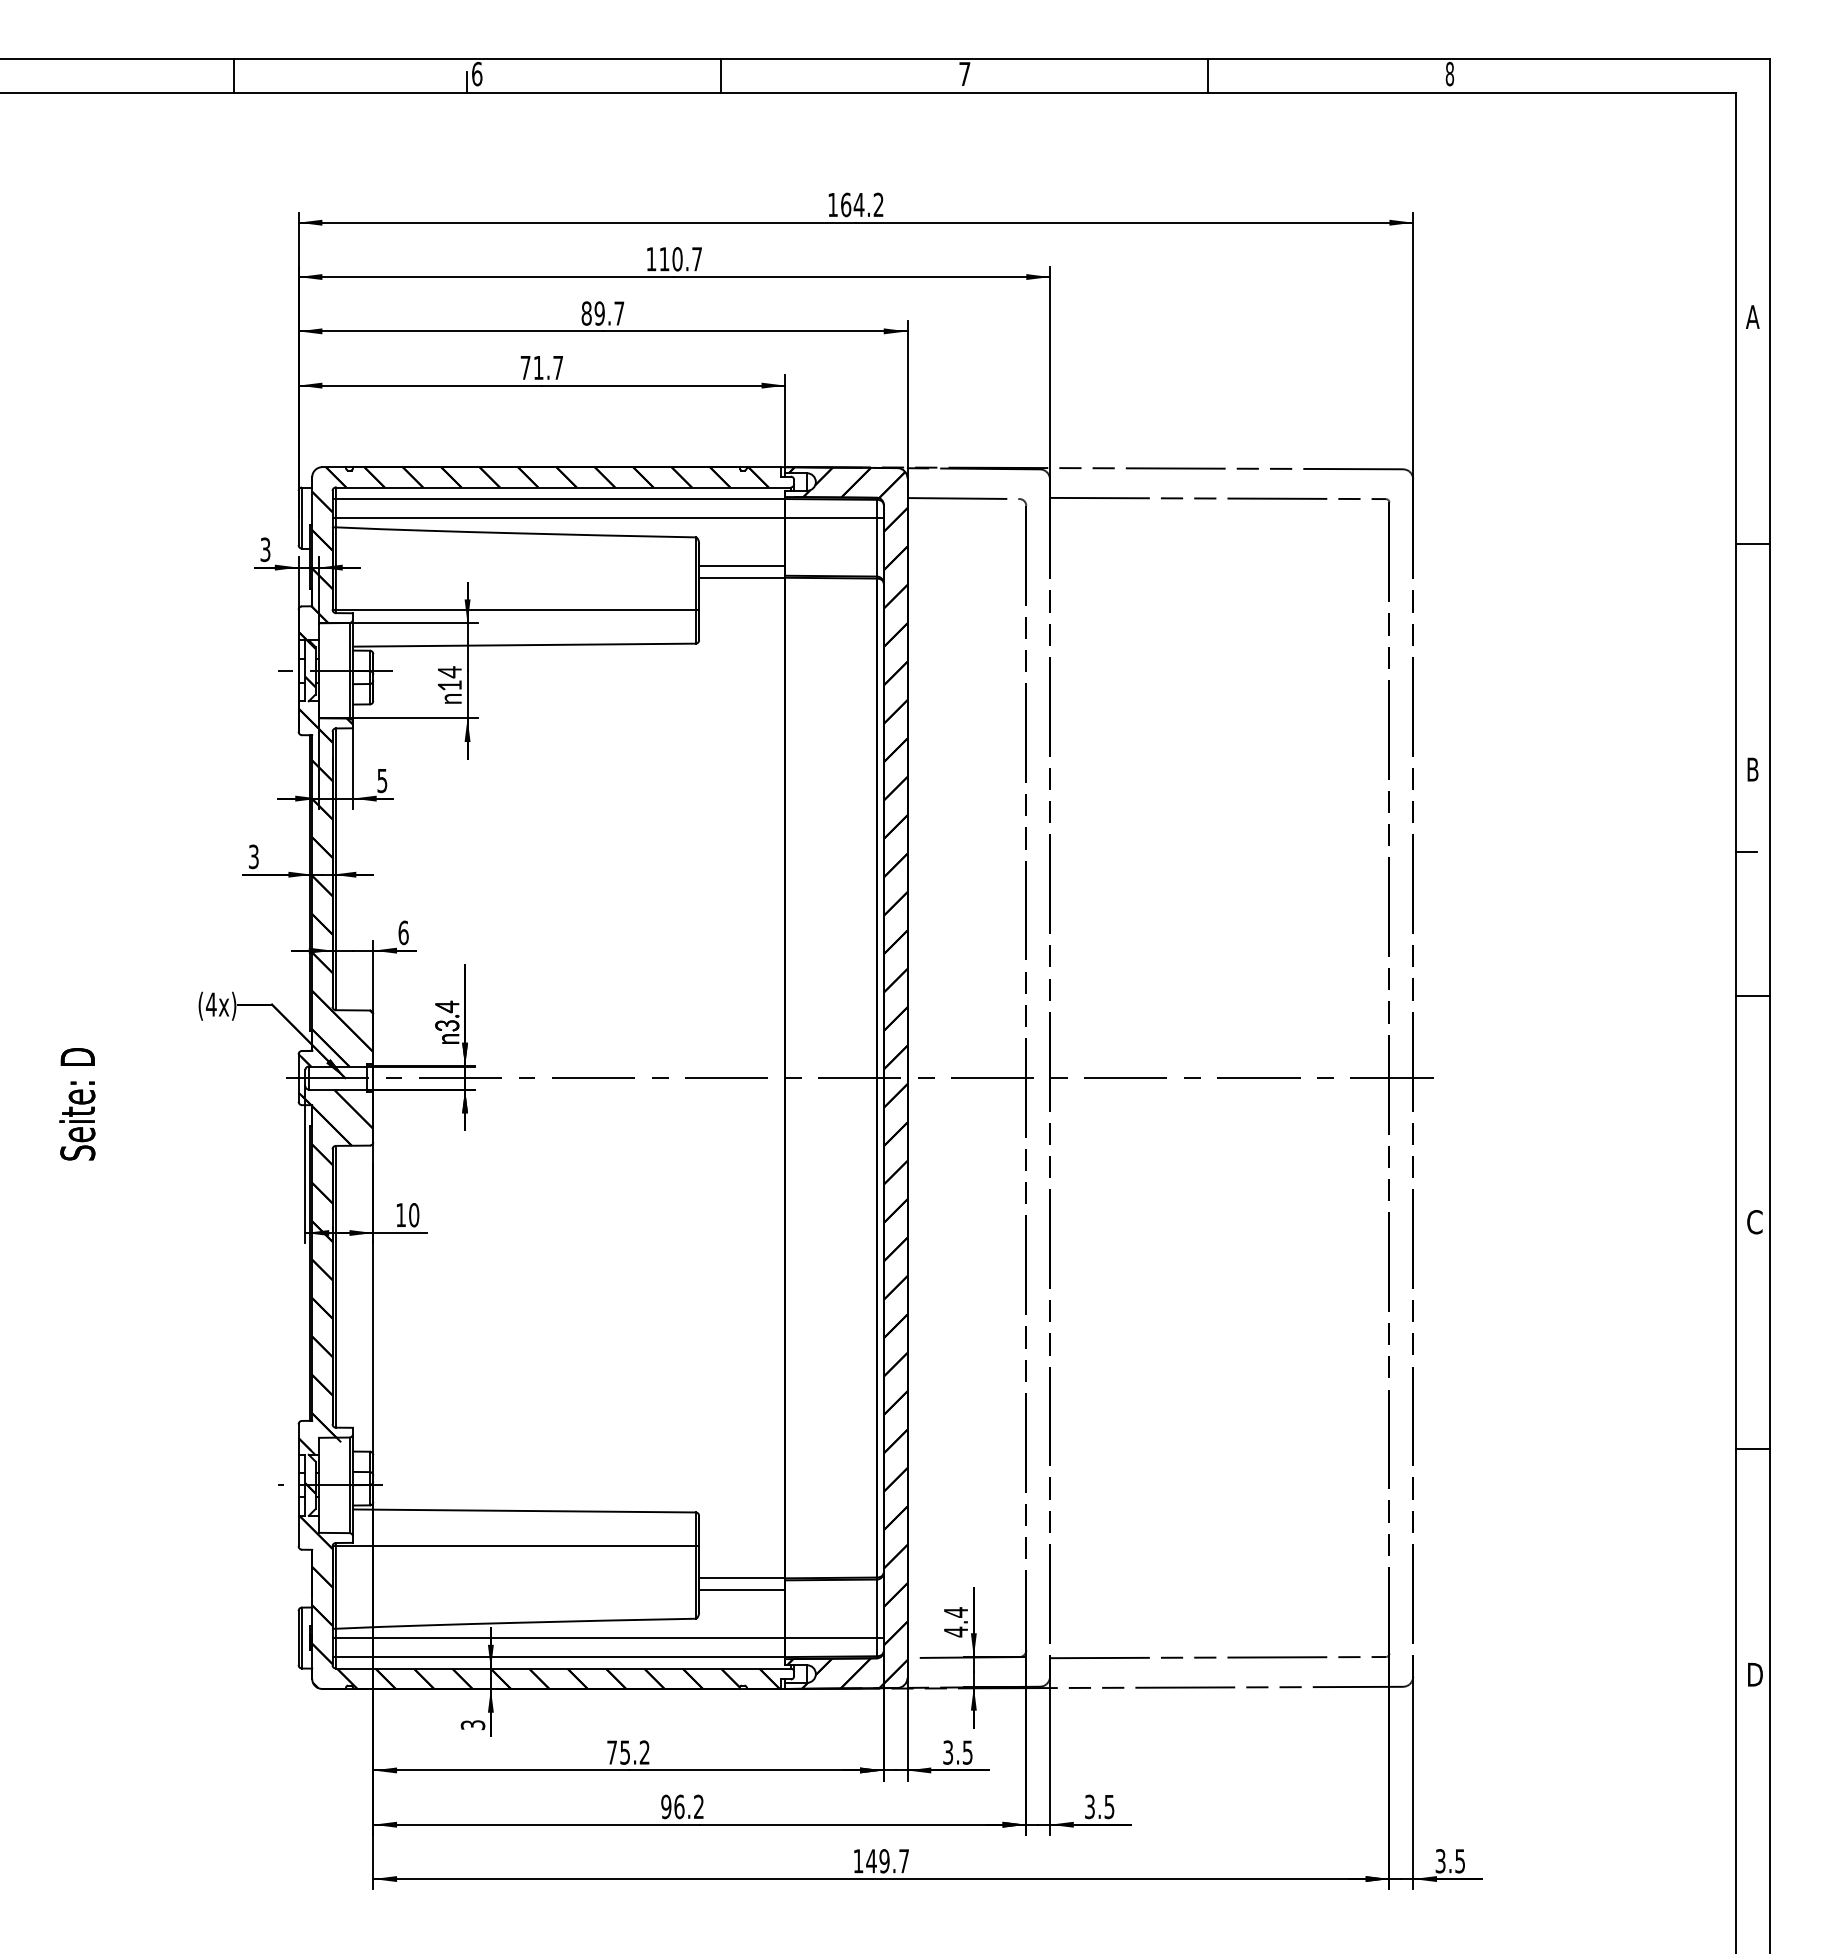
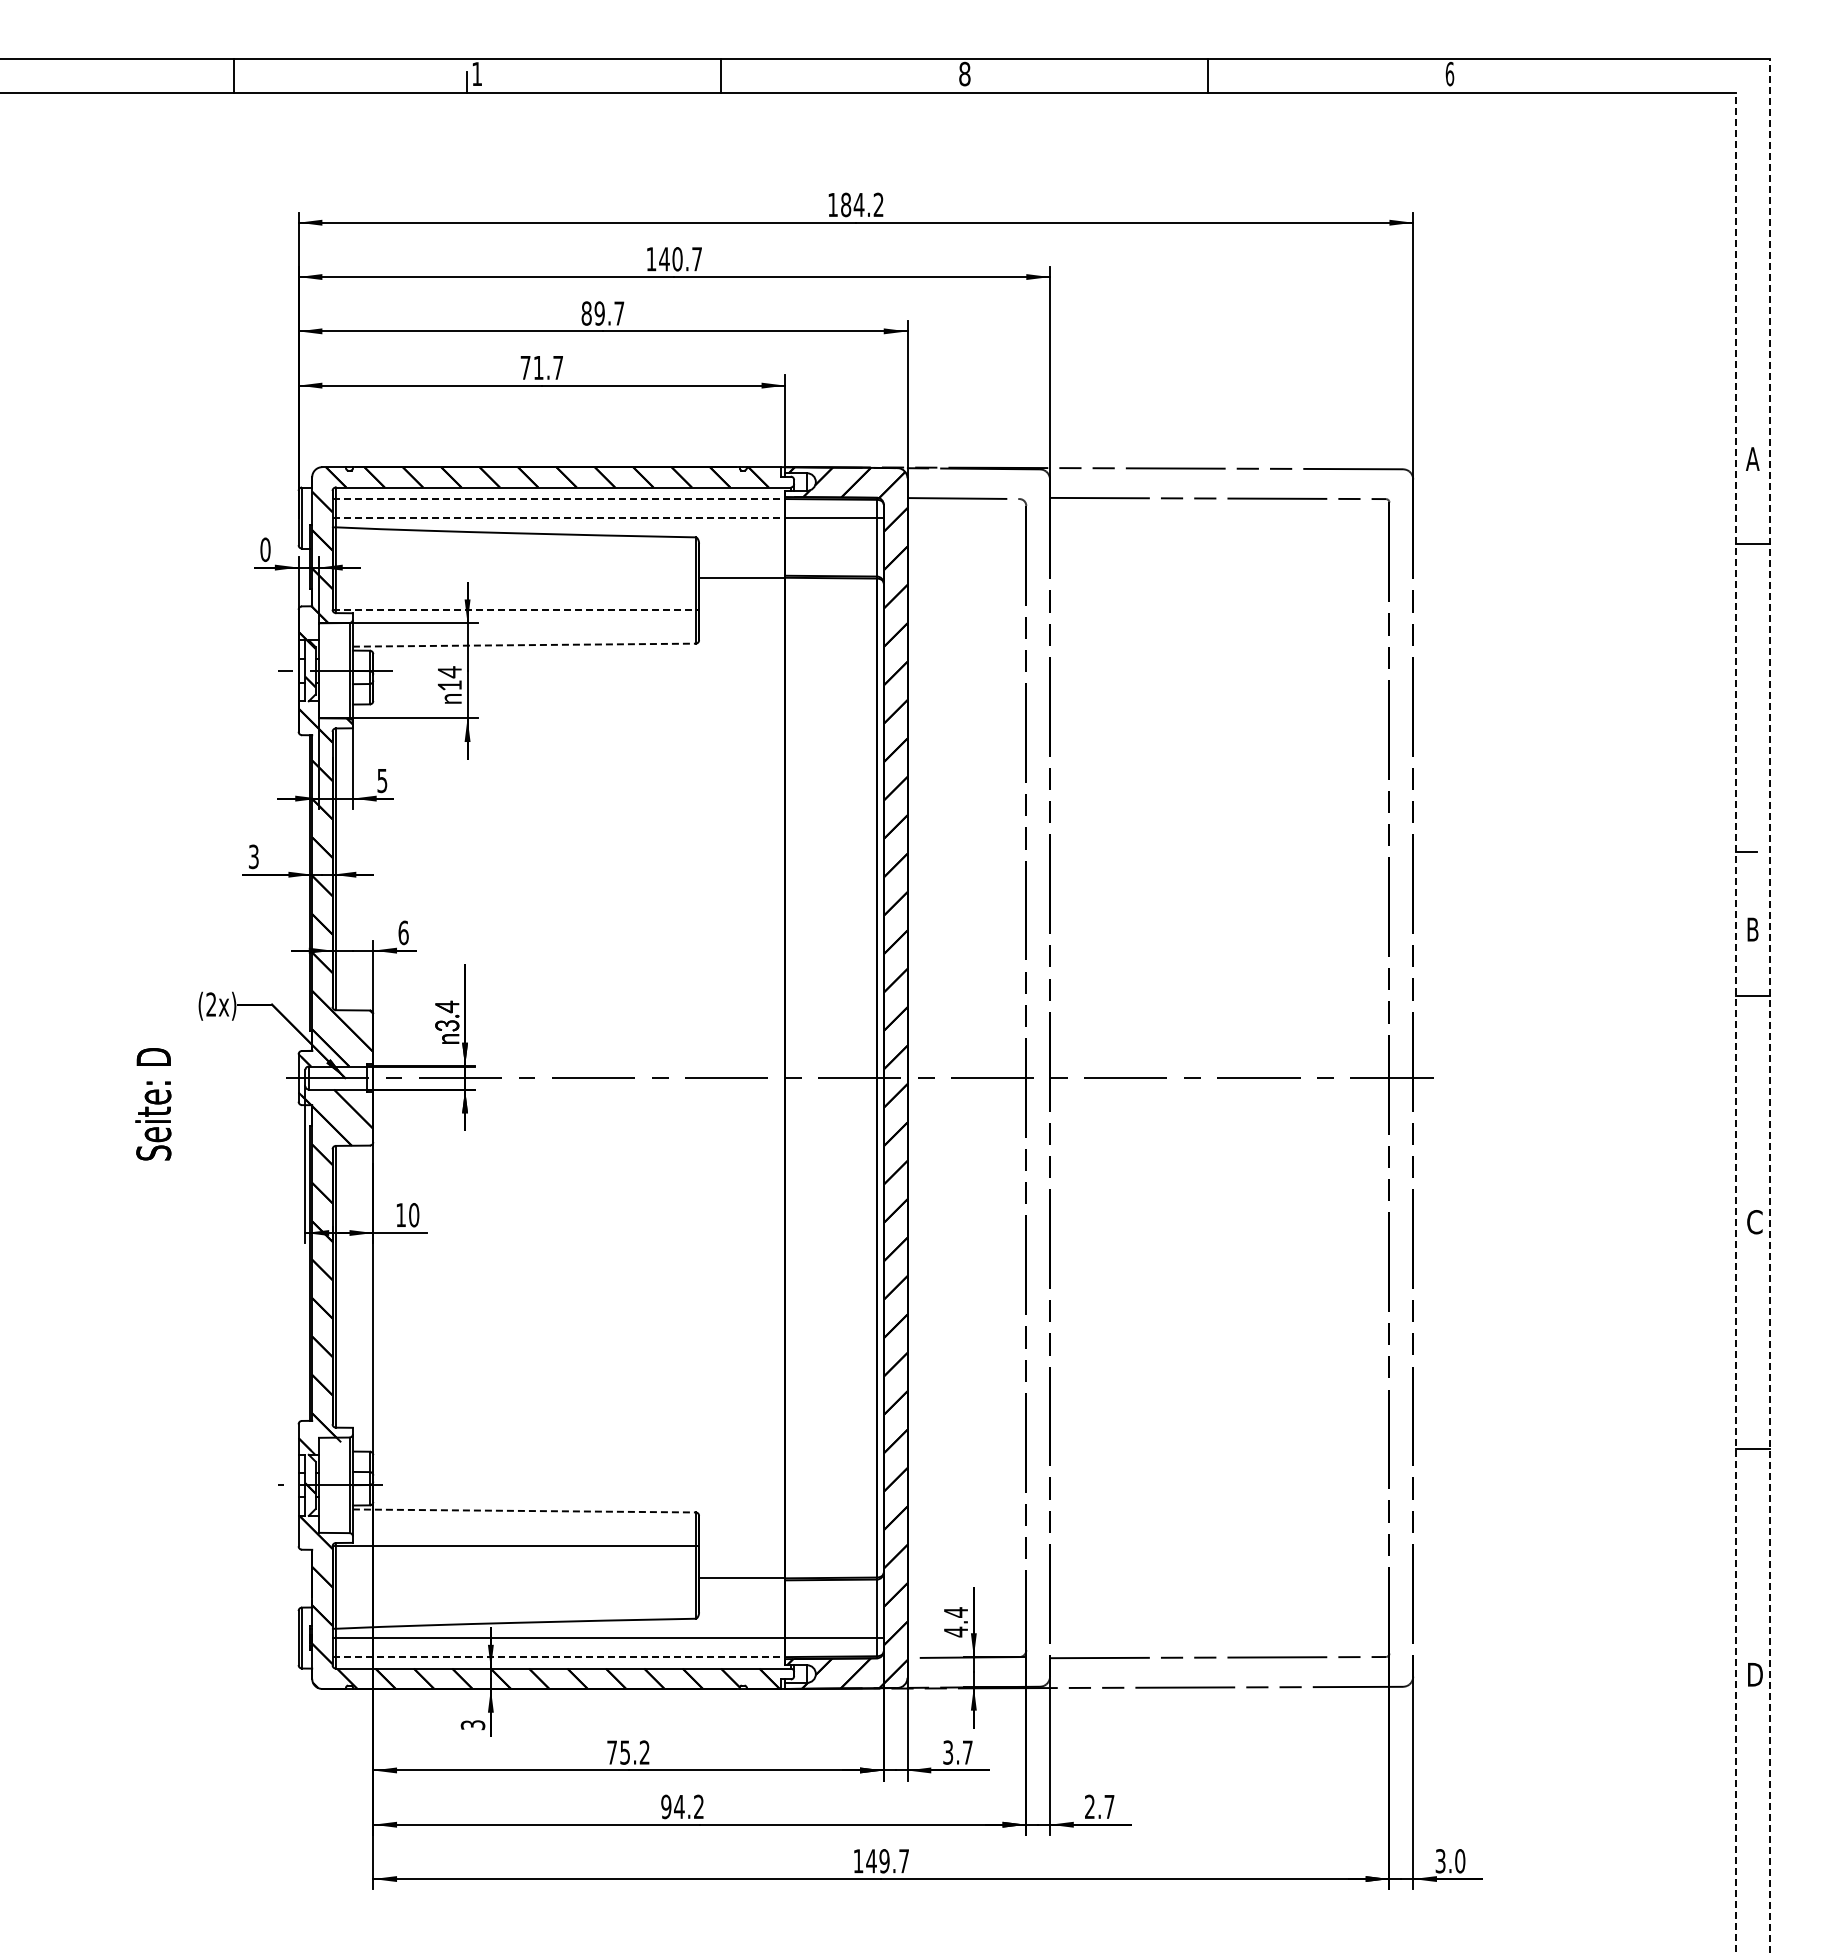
text: 6 -> 1 (477, 73)
text: 7 -> 8 (964, 73)
text: 8 -> 6 (1449, 73)
text: 164.2 -> 184.2 (846, 204)
text: 110.7 -> 140.7 (664, 259)
text position: (1752, 316) -> (1752, 458) (1752, 458)
line: solid -> dashed (559, 499)
line: solid -> dashed (559, 518)
text: 3 -> 0 (265, 549)
line: present -> none (742, 566)
line: solid -> dashed (516, 609)
line: solid -> dashed (524, 645)
text position: (1752, 769) -> (1752, 929) (1752, 929)
text: (4x) -> (2x) (211, 1004)
line: solid -> dashed (1770, 1005)
line: solid -> dashed (1736, 1023)
text position: (77, 1104) -> (153, 1104) (153, 1104)
line: solid -> dashed (524, 1510)
line: present -> none (742, 1589)
line: solid -> dashed (559, 1657)
text: 3.5 -> 3.7 (967, 1752)
text: 96.2 -> 94.2 (679, 1806)
text: 3.5 -> 2.7 (1099, 1807)
text: 3.5 -> 3.0 (1460, 1861)
